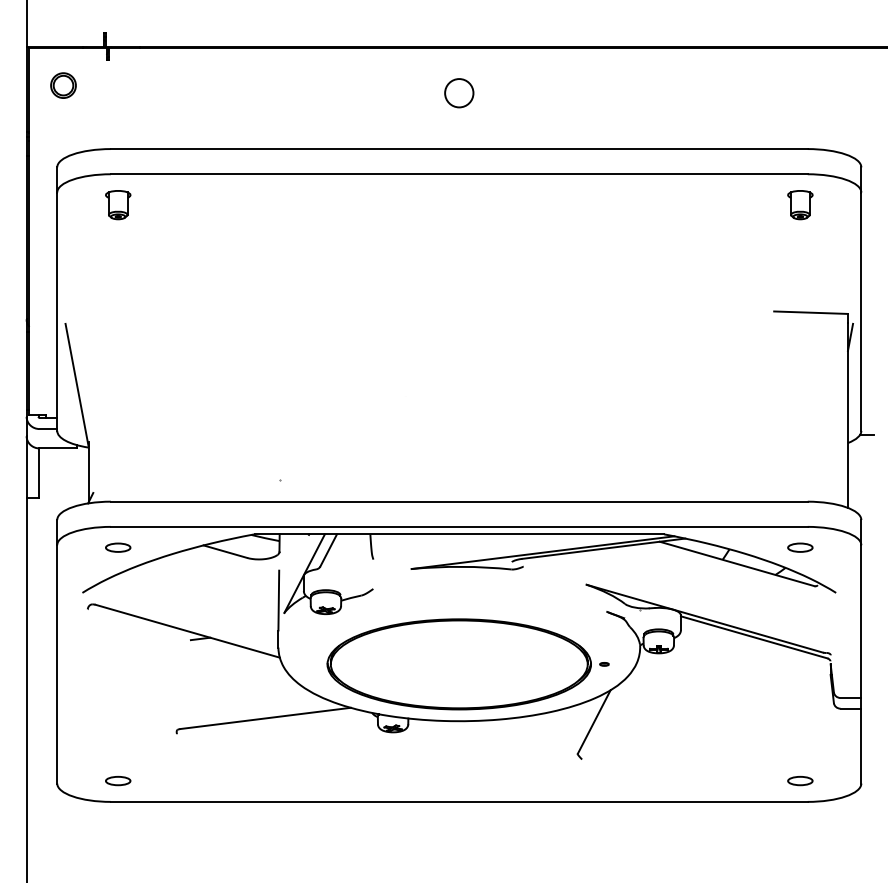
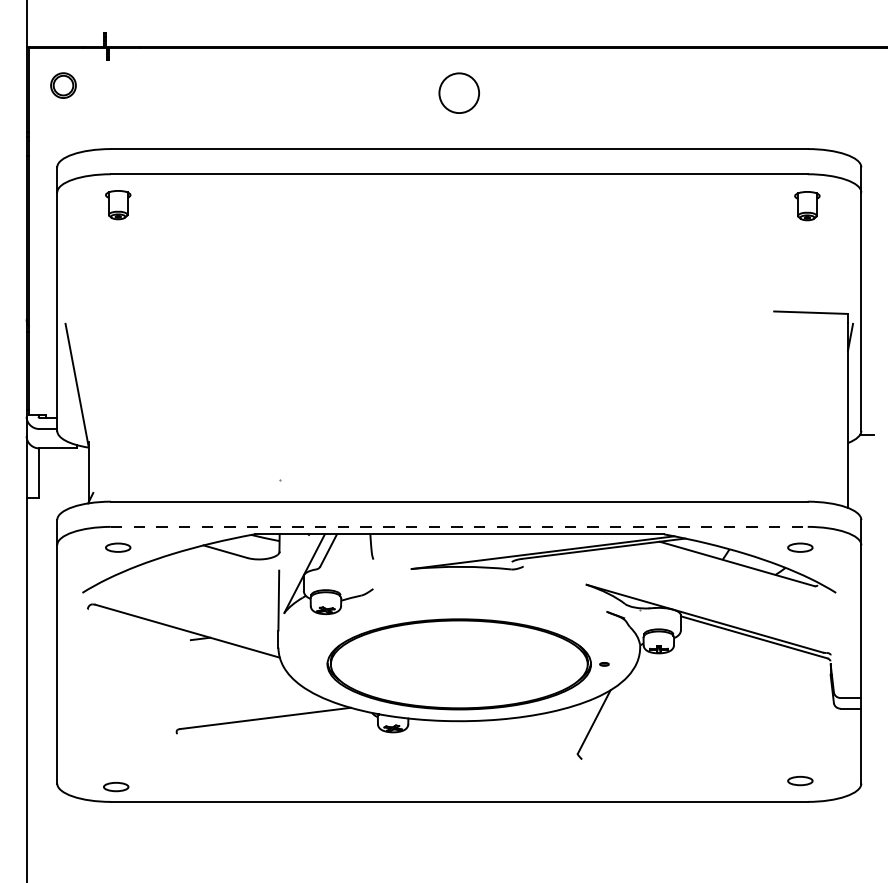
circle diameter: 28 px -> 40 px (459, 93)
part position: (800, 205) -> (807, 206) (807, 206)
line: solid -> dashed (459, 526)
part position: (118, 781) -> (116, 787) (116, 787)
